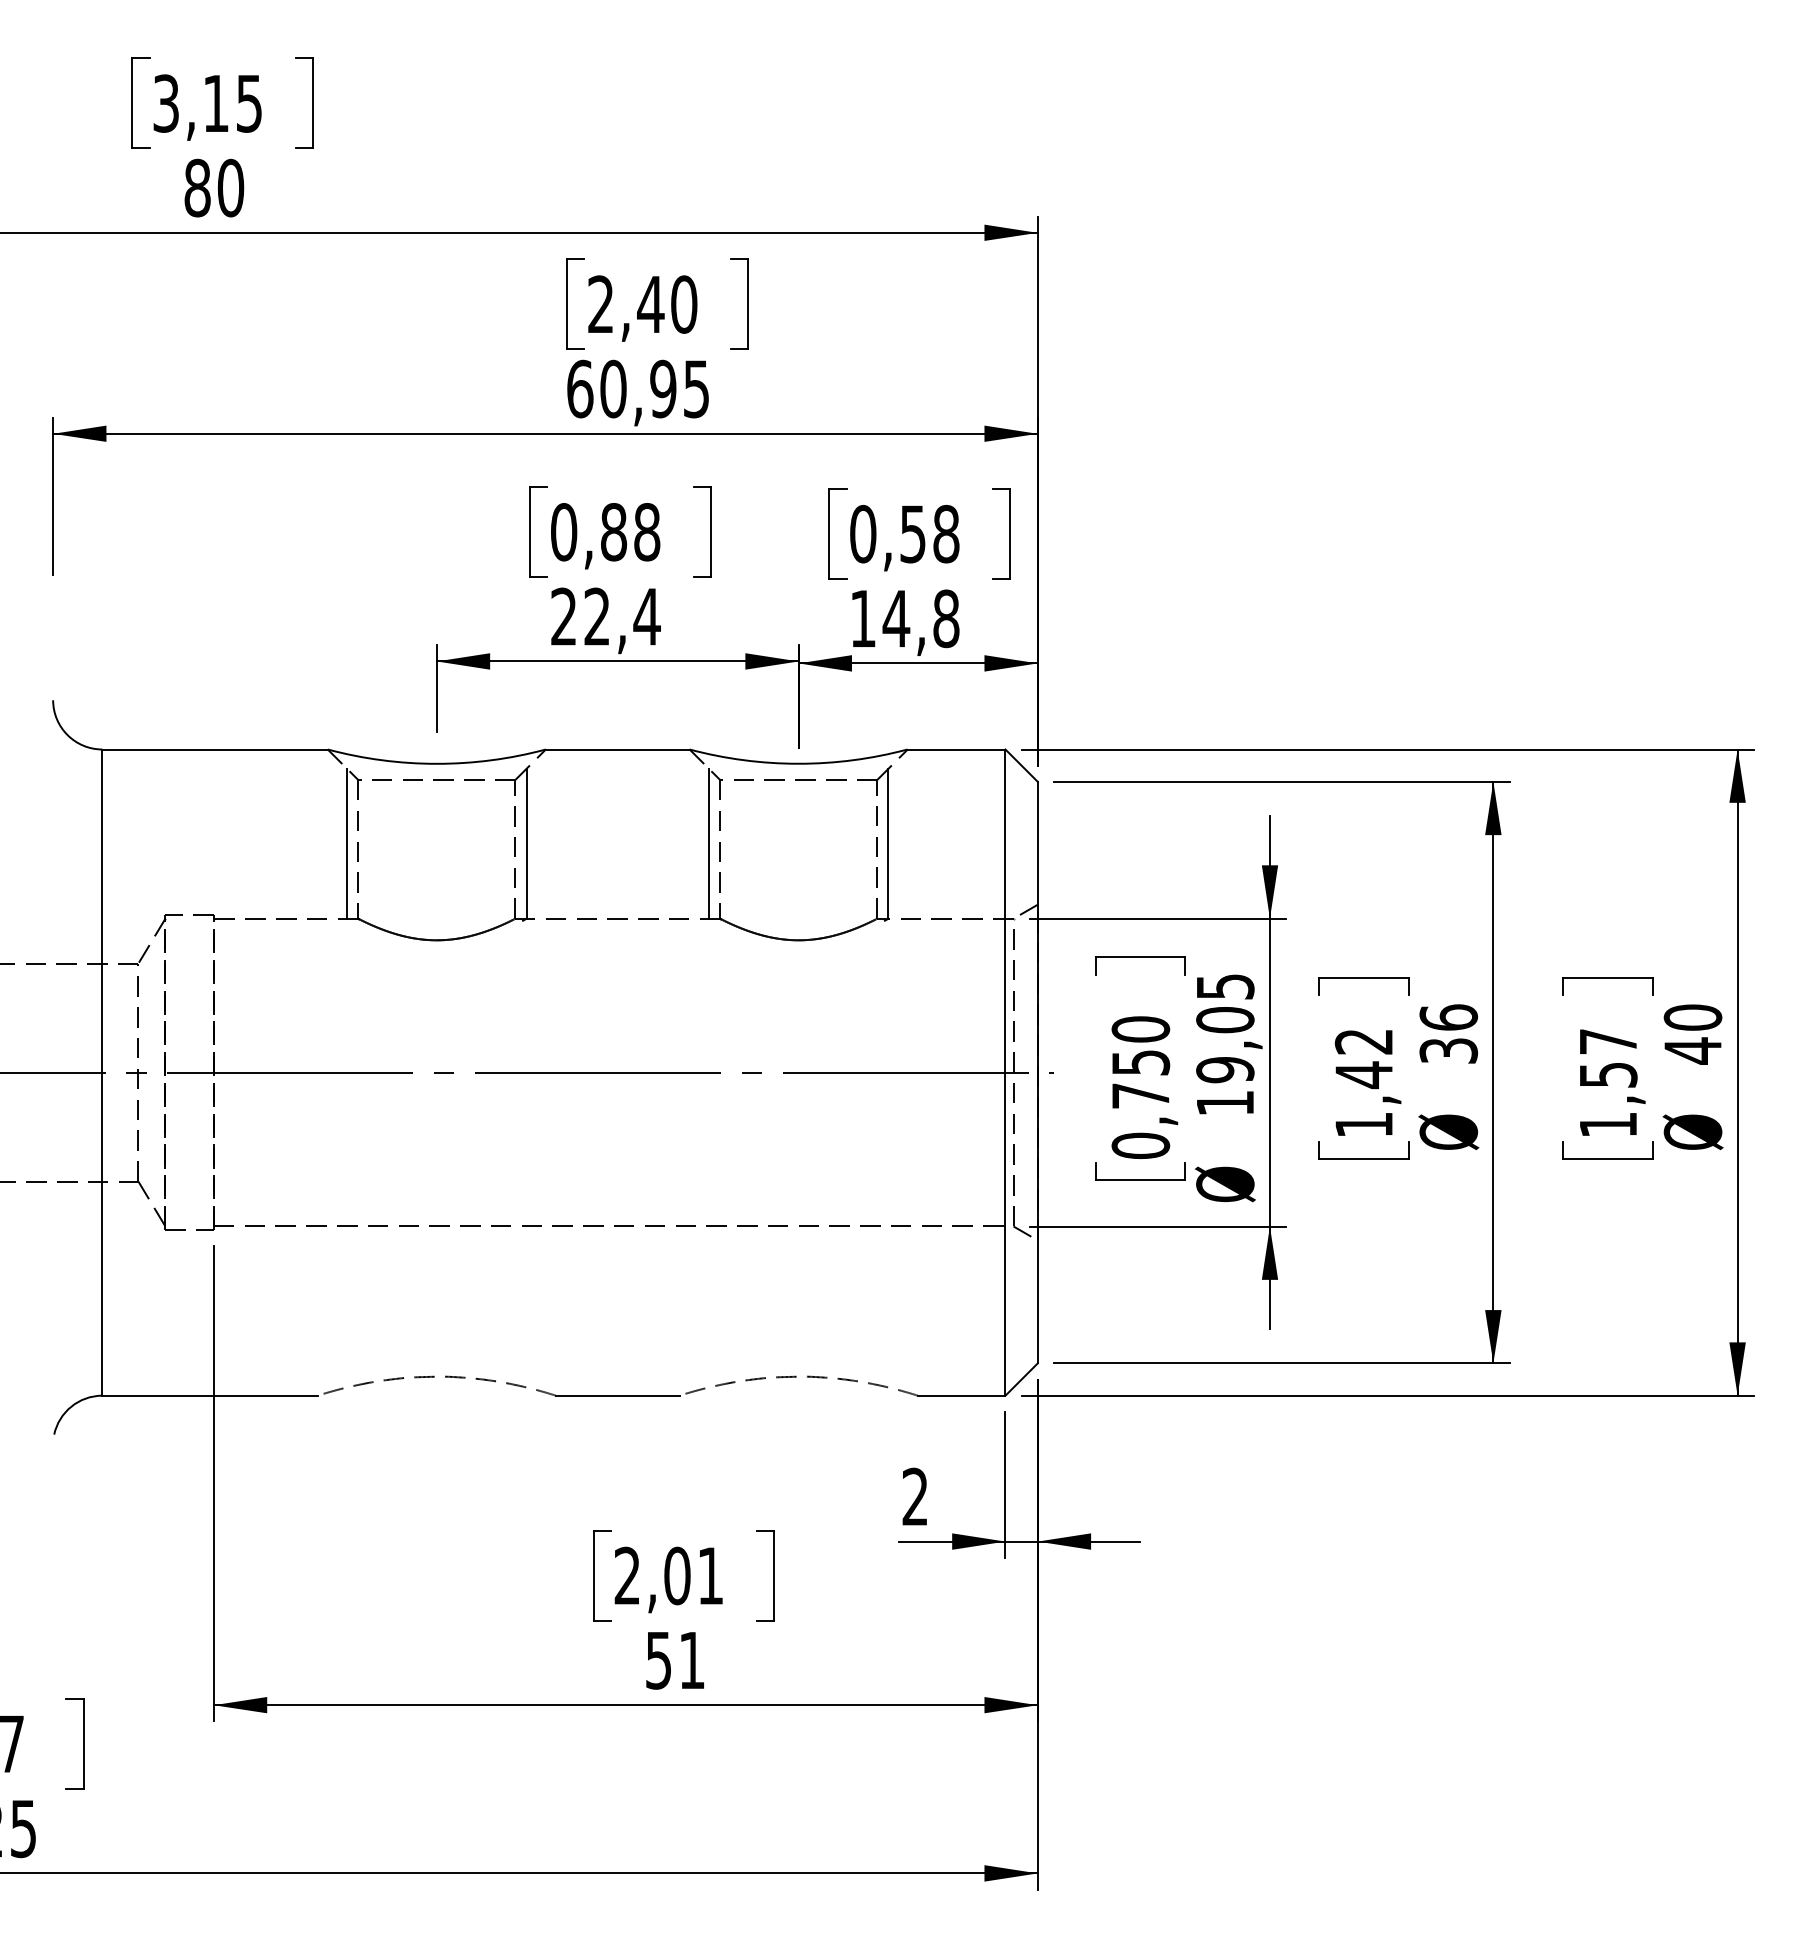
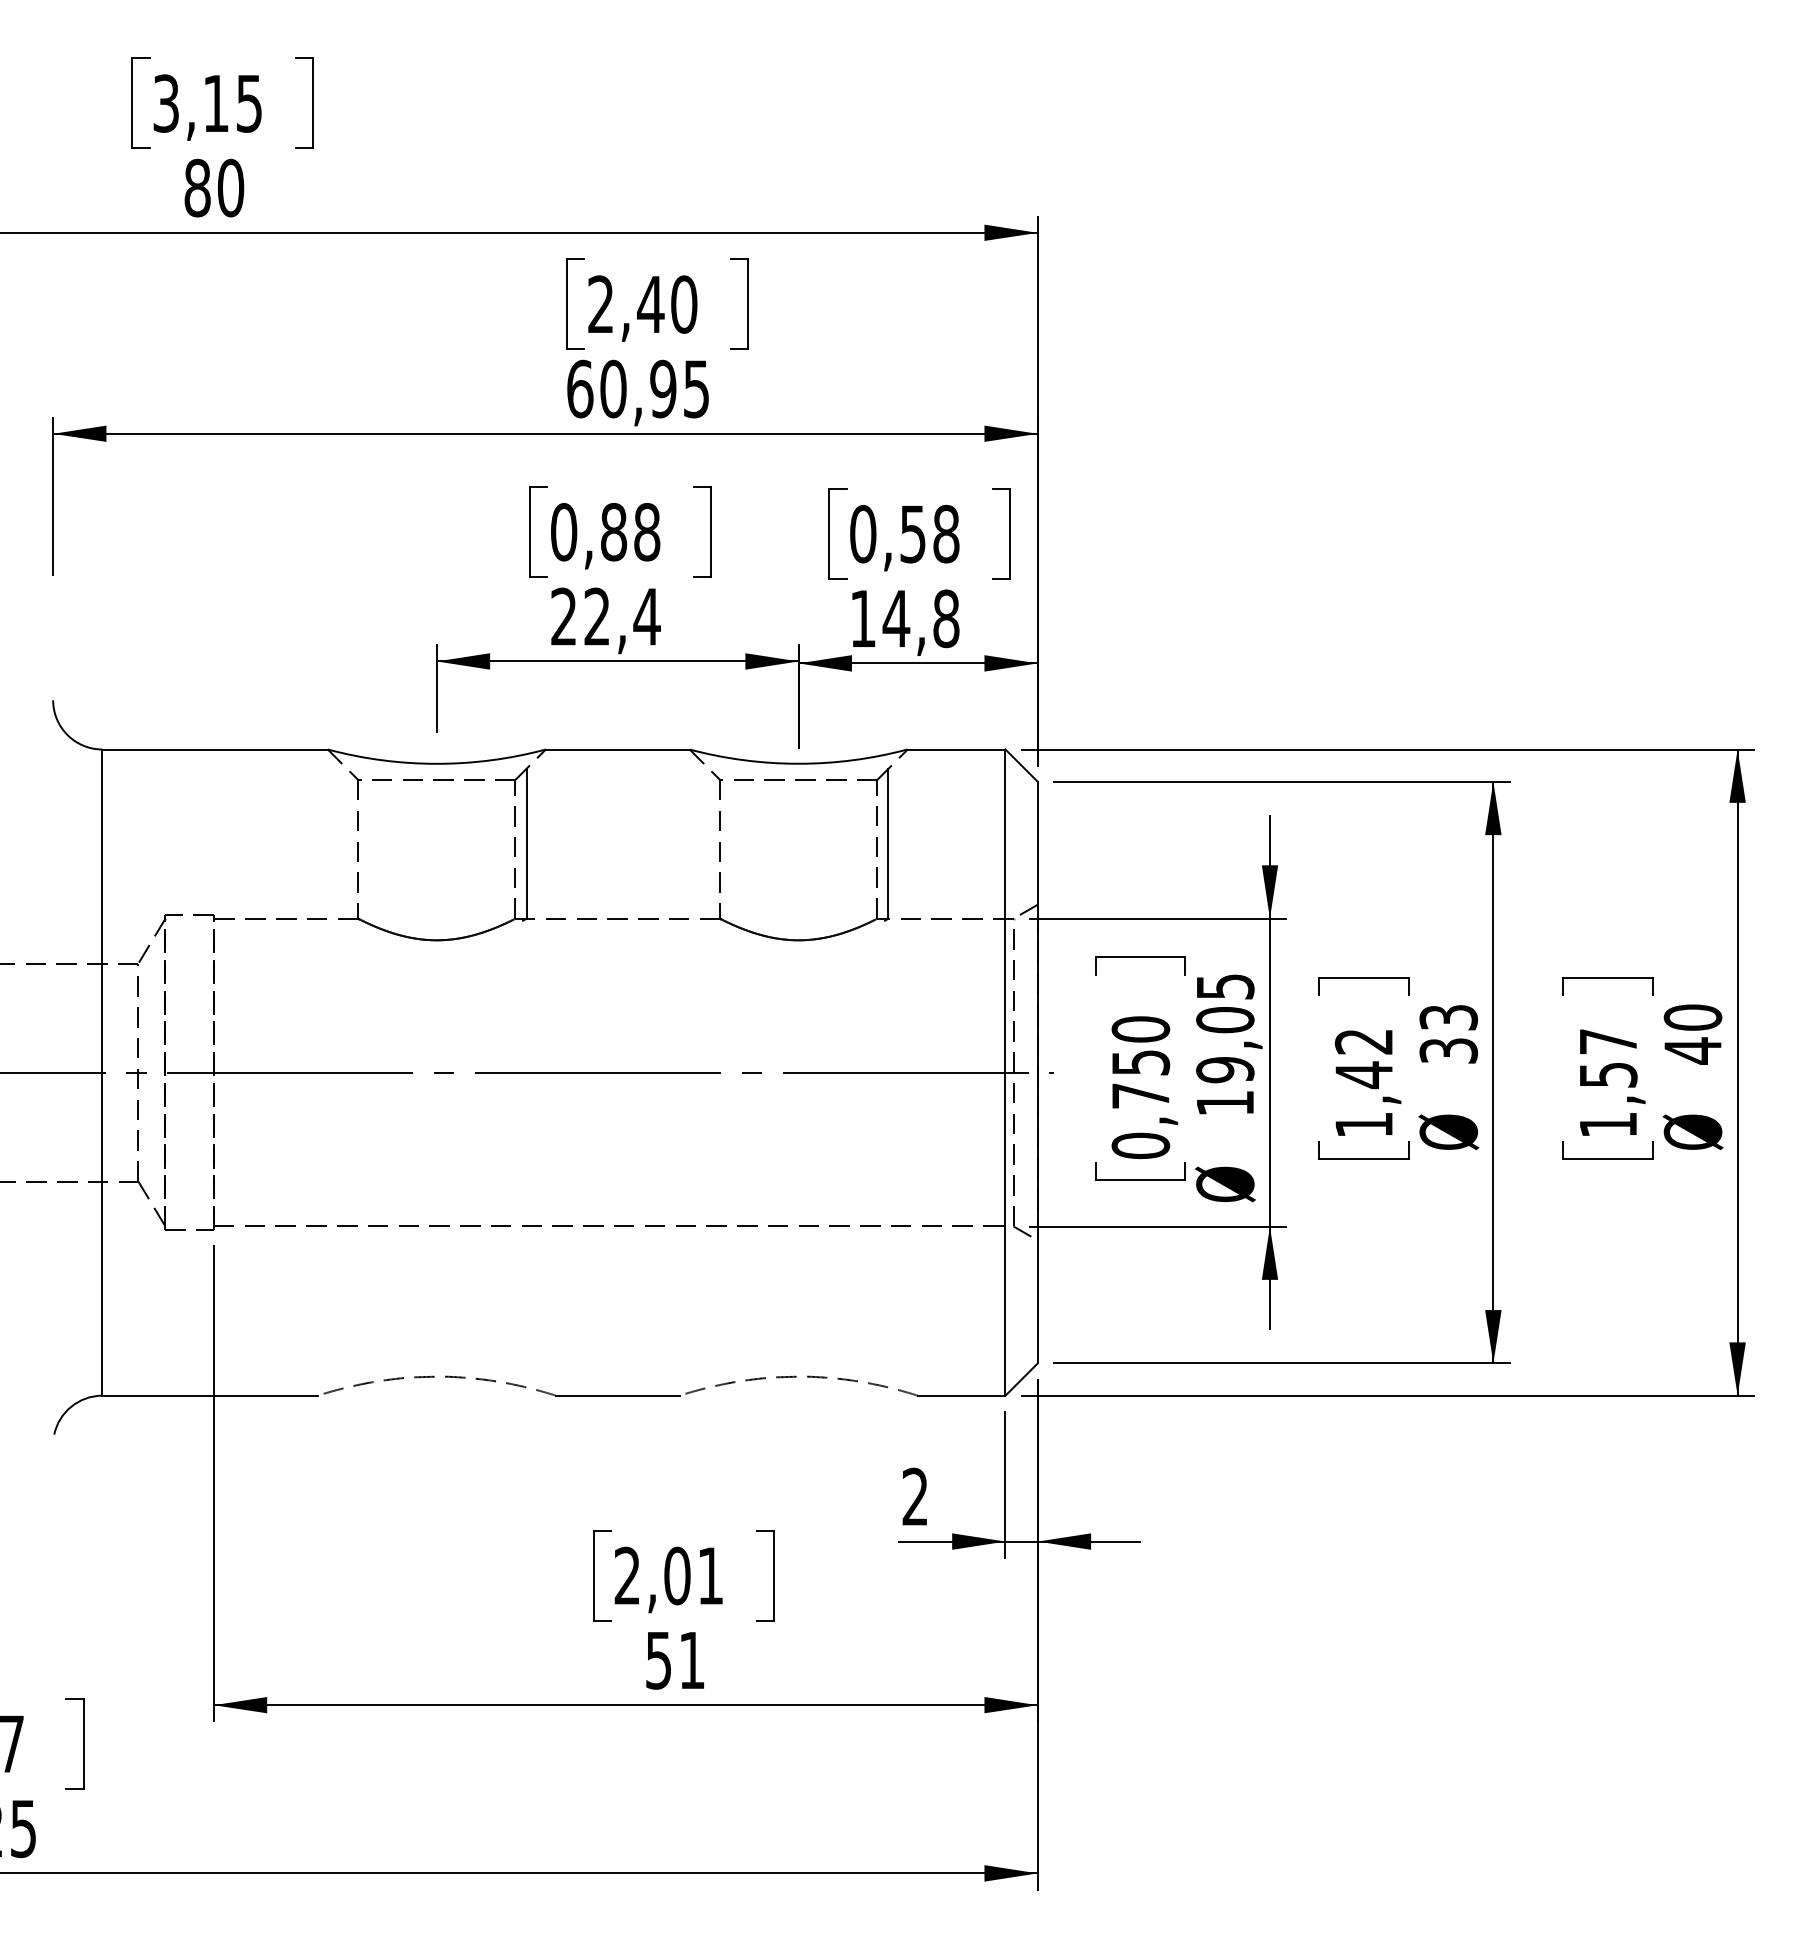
line: present -> none (347, 843)
line: present -> none (708, 843)
text: 36 -> 33 (1448, 1017)
